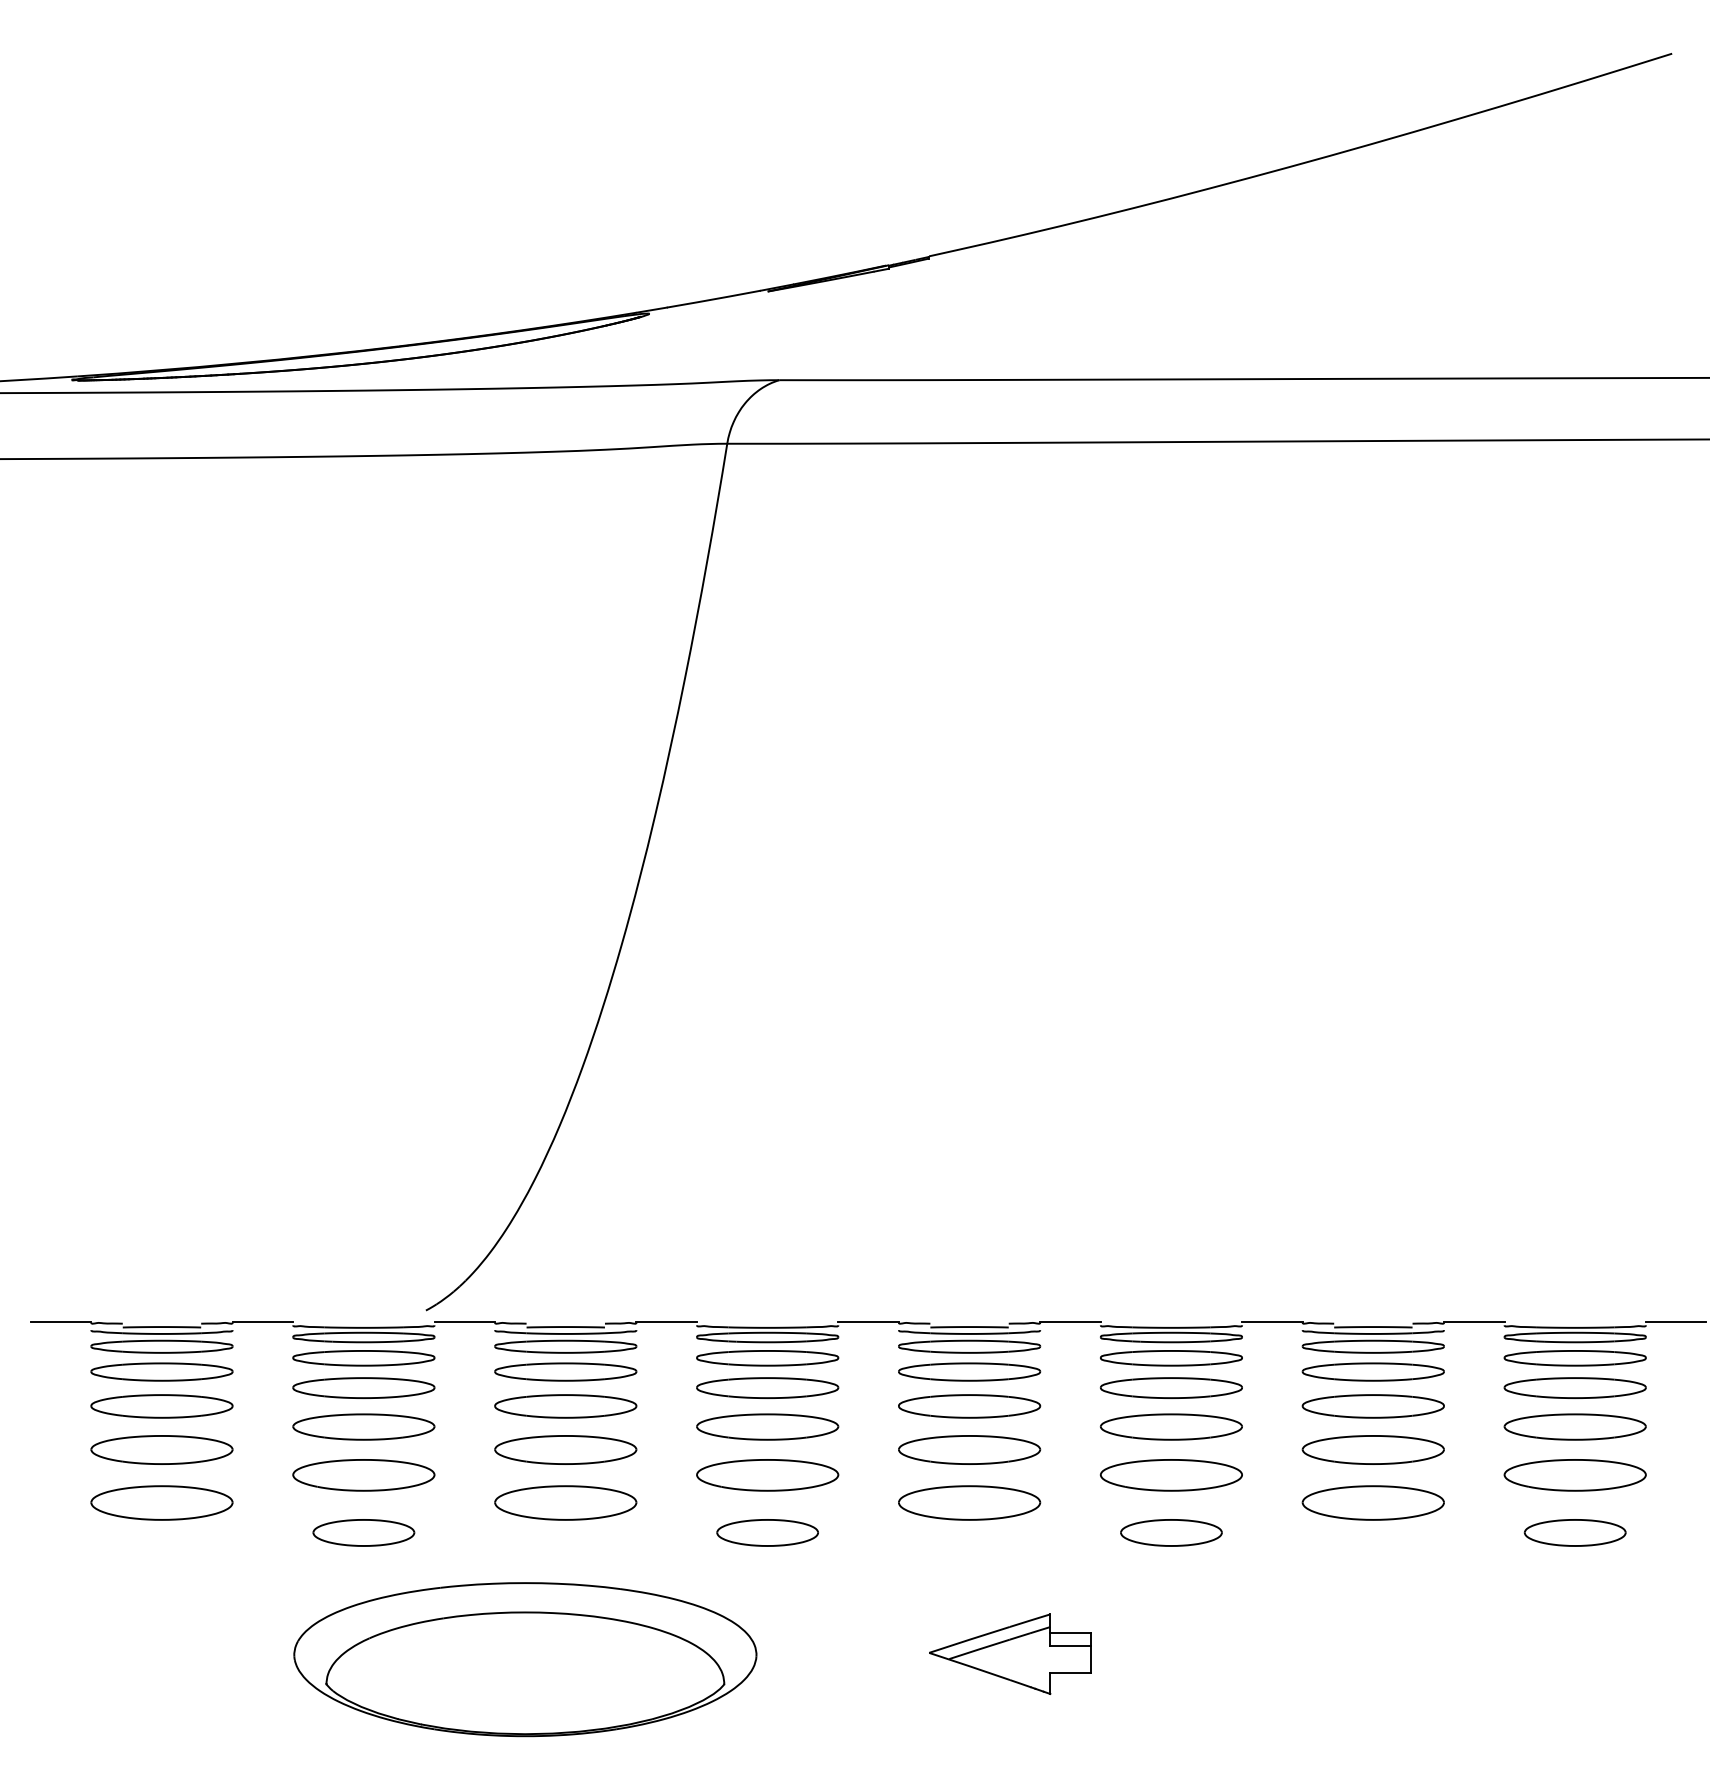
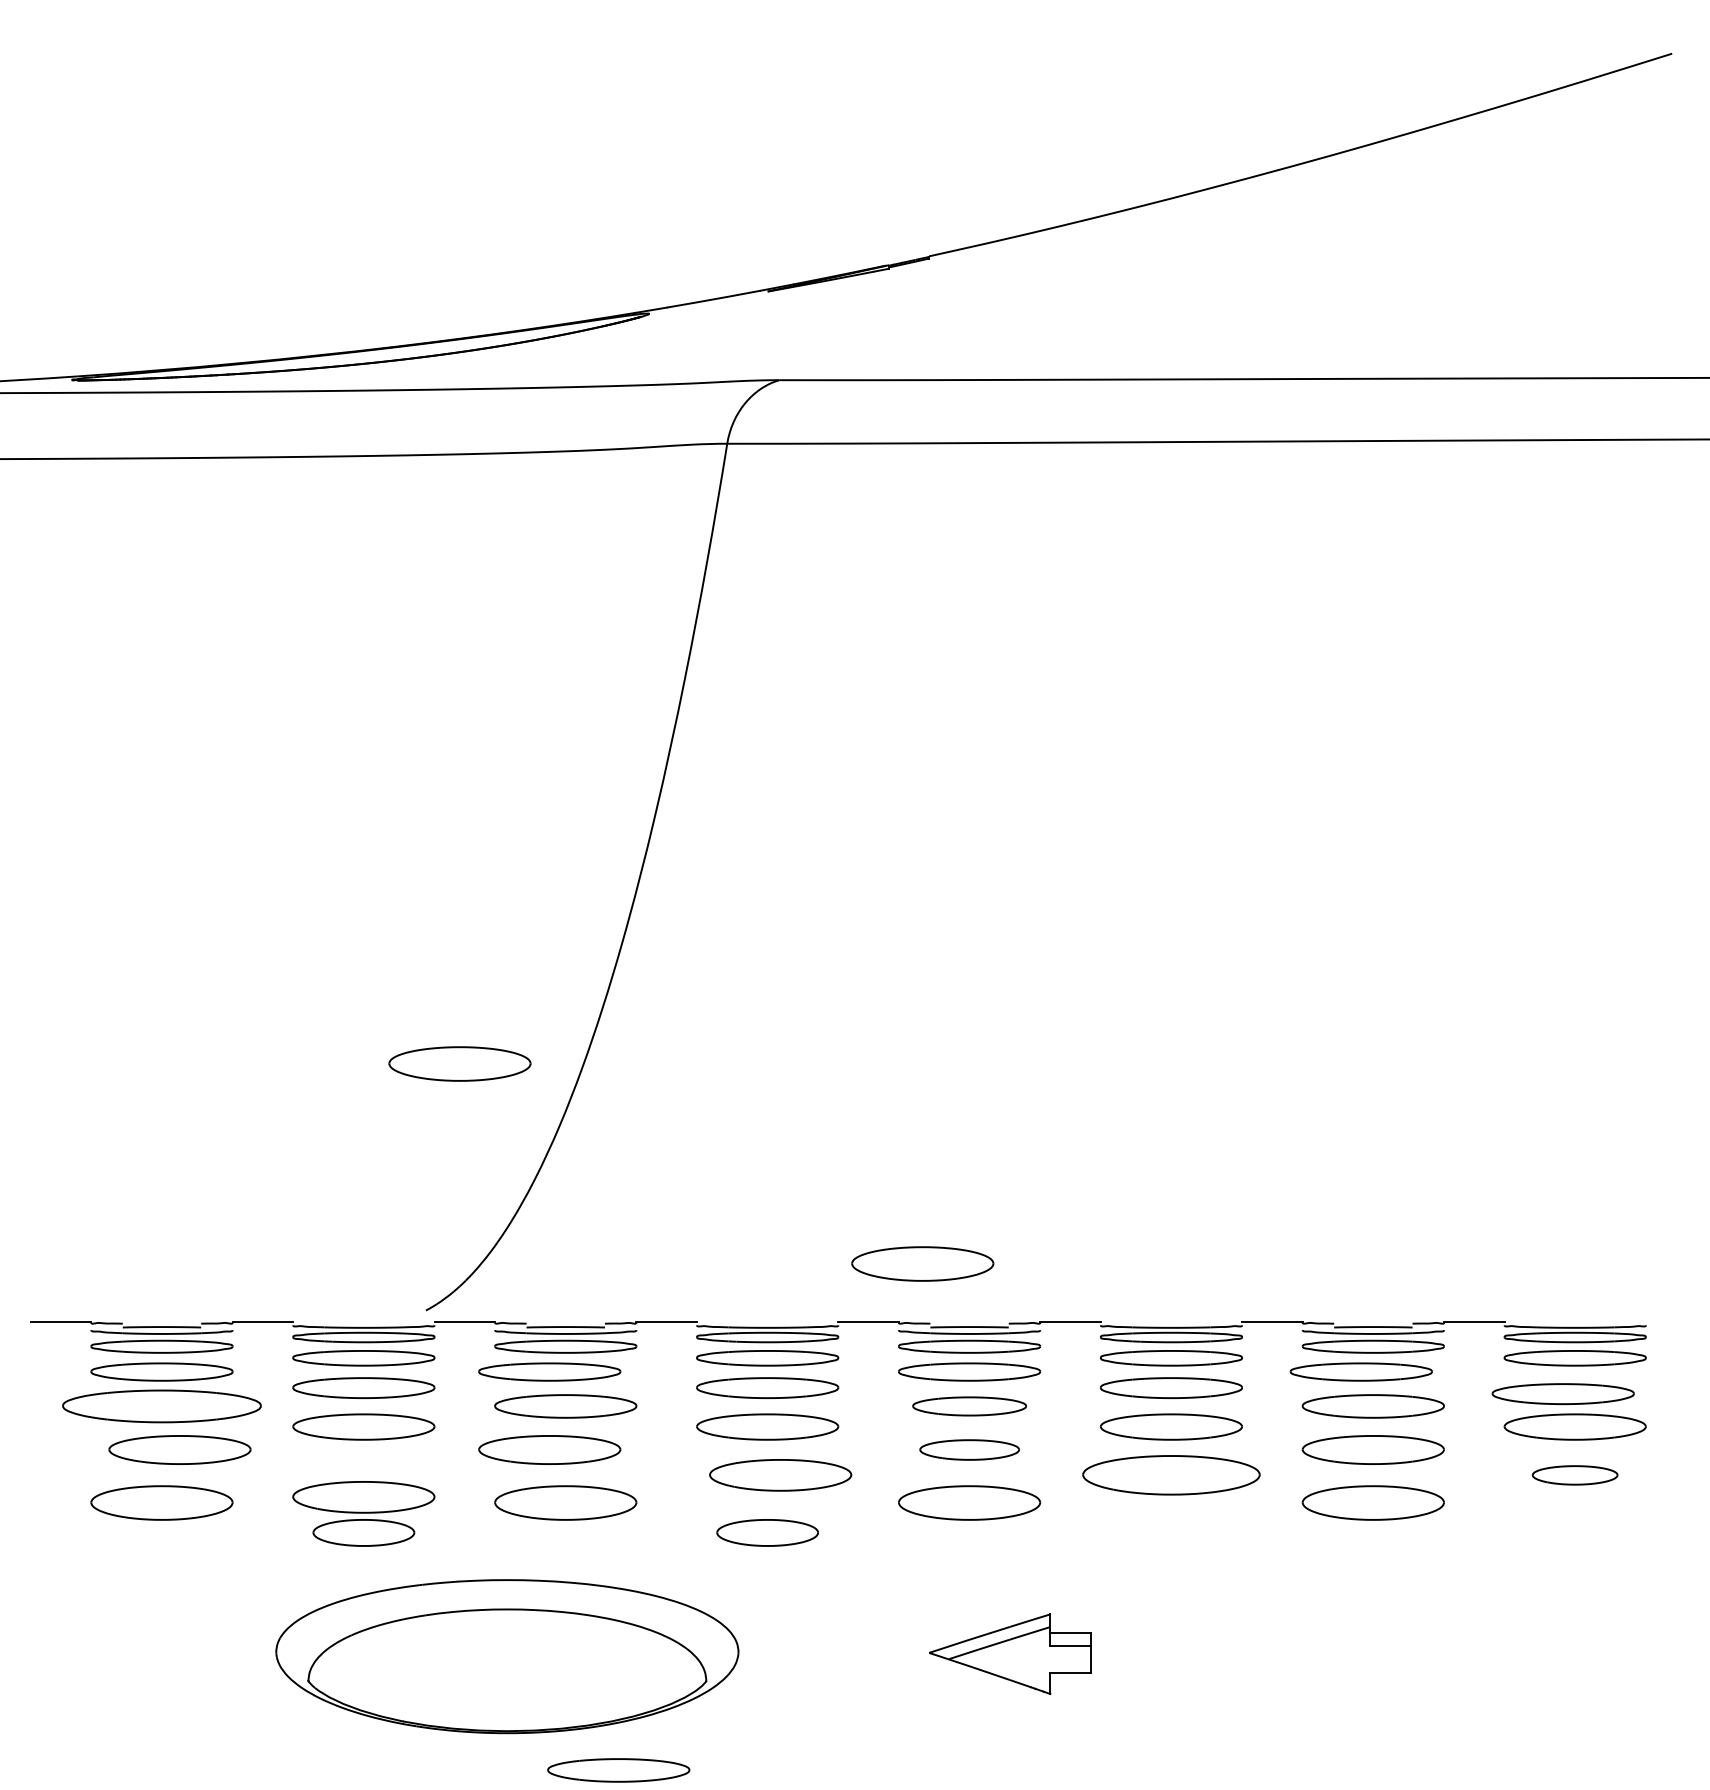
part: none -> present (459, 1063)
part: none -> present (922, 1263)
line: present -> none (1675, 1322)
part position: (565, 1371) -> (549, 1371) (549, 1371)
part position: (1372, 1371) -> (1360, 1371) (1360, 1371)
part position: (1574, 1387) -> (1562, 1393) (1562, 1393)
part size: 144x25 px -> 200x35 px (161, 1406)
part size: 144x25 px -> 116x21 px (969, 1406)
part position: (161, 1449) -> (179, 1449) (179, 1449)
part position: (565, 1449) -> (549, 1449) (549, 1449)
part size: 144x30 px -> 101x22 px (969, 1449)
part position: (363, 1475) -> (363, 1497) (363, 1497)
part position: (767, 1475) -> (780, 1475) (780, 1475)
part size: 143x33 px -> 179x41 px (1171, 1475)
part size: 144x33 px -> 88x21 px (1574, 1475)
part: present -> none (1171, 1532)
part: present -> none (1574, 1532)
part position: (525, 1659) -> (507, 1656) (507, 1656)
part: none -> present (618, 1770)
